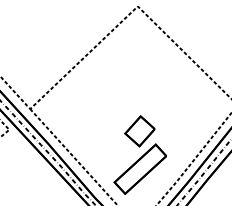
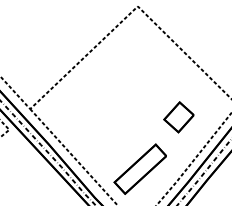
part position: (139, 131) -> (178, 117) (178, 117)
